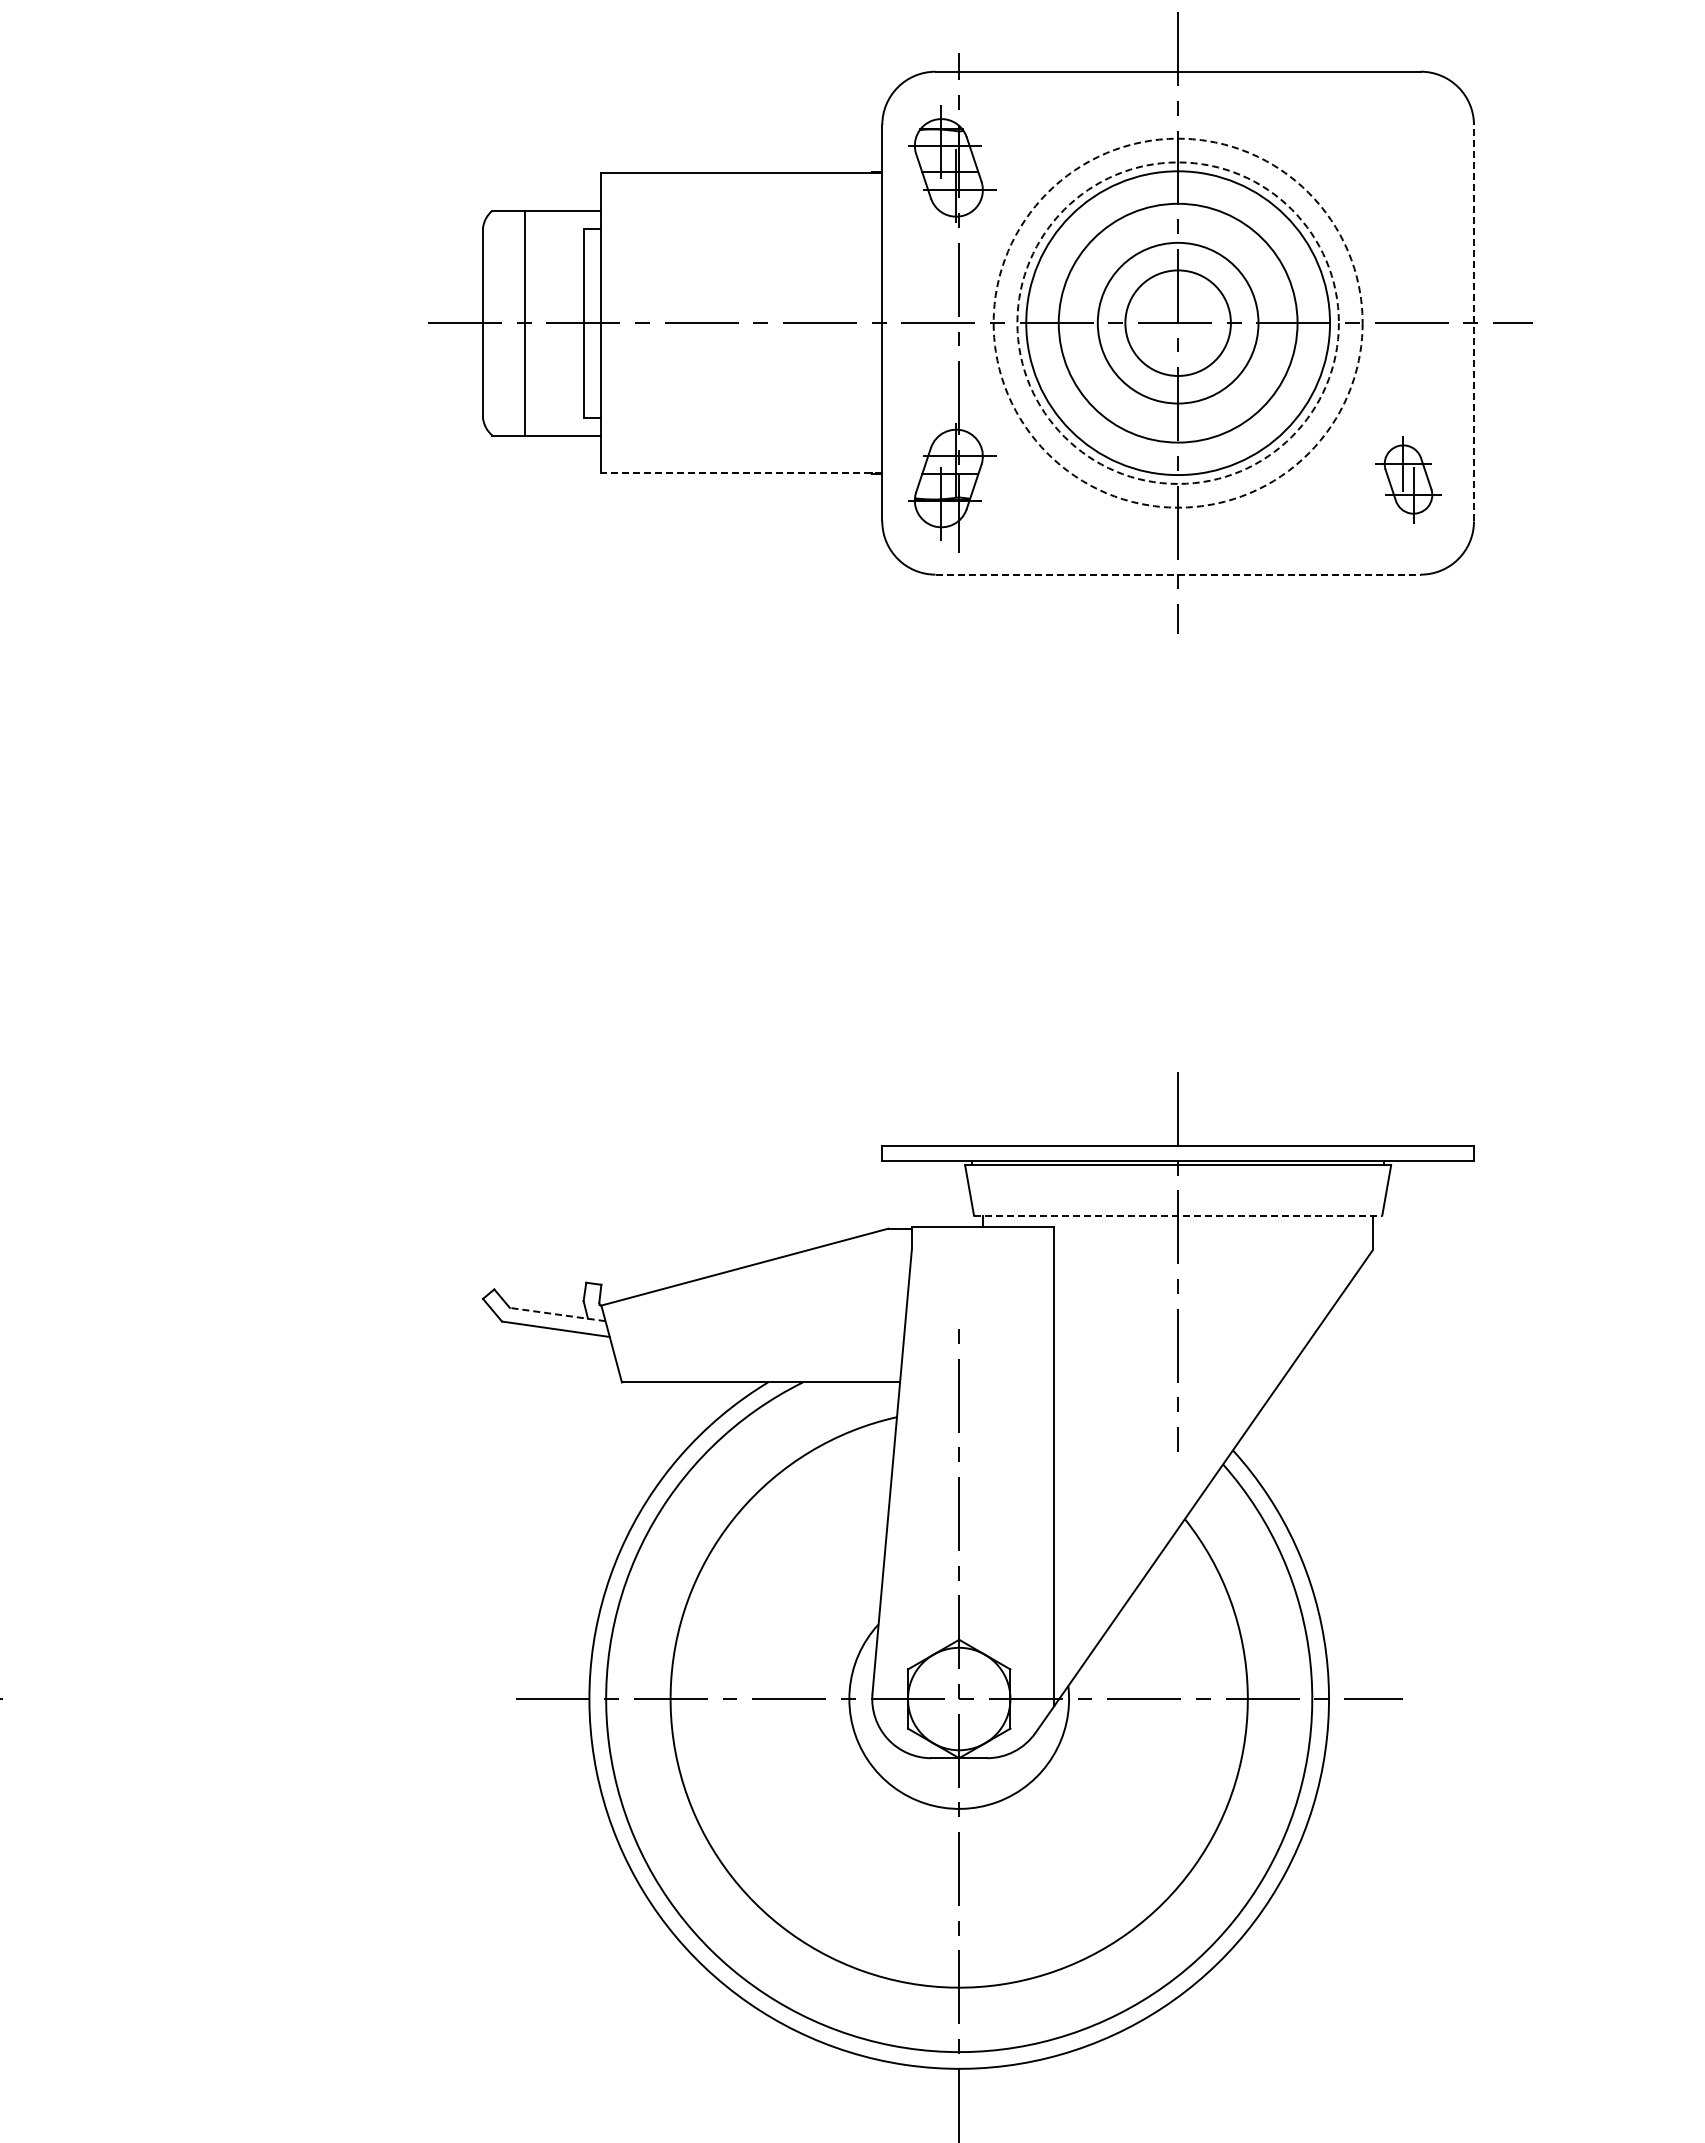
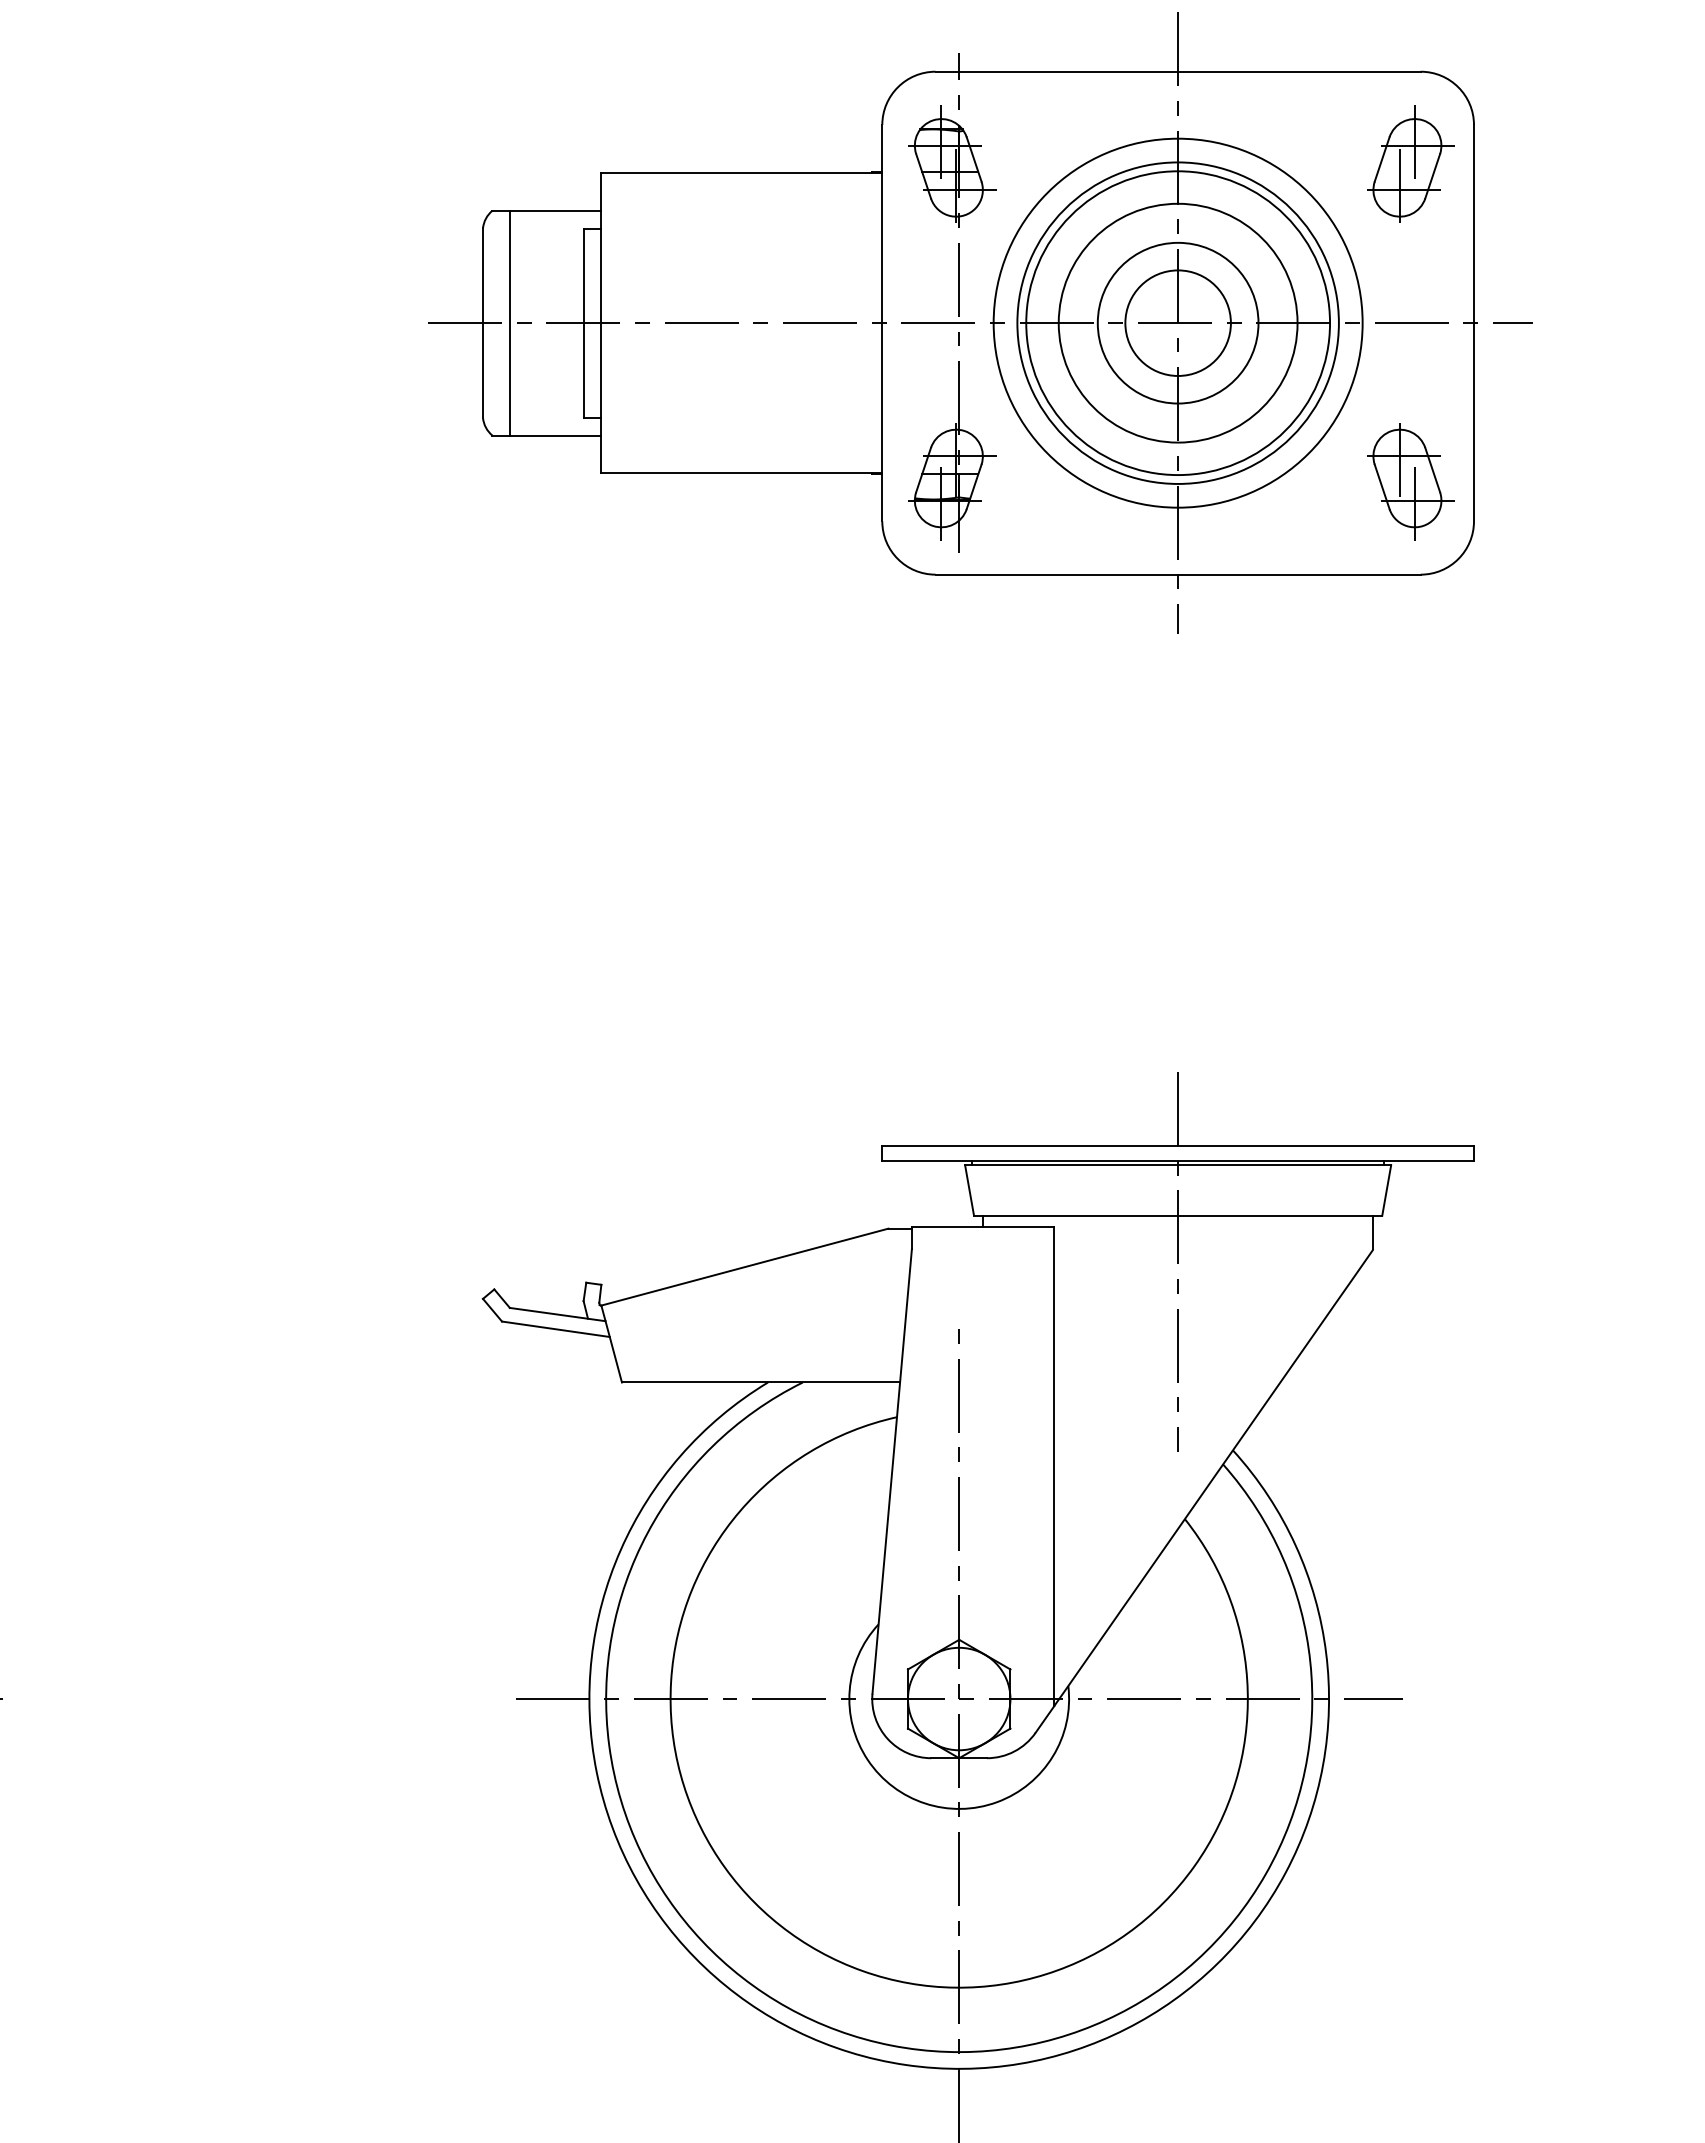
part: none -> present (1410, 163)
line position: (524, 322) -> (509, 322) (509, 322)
circle: dashed -> solid (1177, 322)
circle: dashed -> solid (1177, 322)
line: dashed -> solid (1473, 322)
line: dashed -> solid (741, 473)
part size: 67x88 px -> 88x118 px (1410, 481)
line: dashed -> solid (1178, 574)
line: dashed -> solid (1178, 1215)
line: dashed -> solid (557, 1314)
